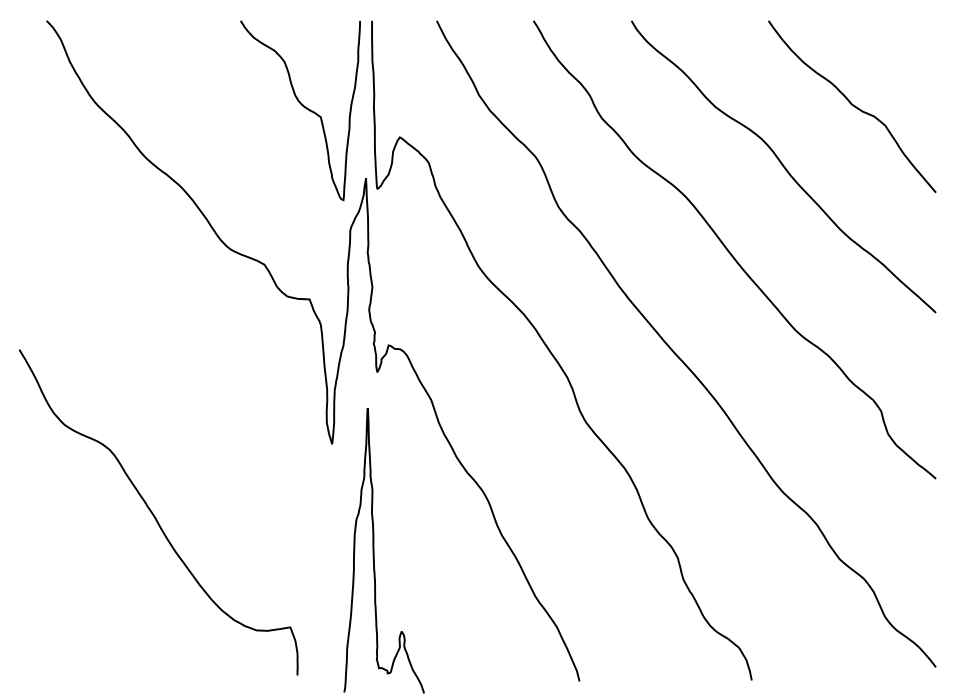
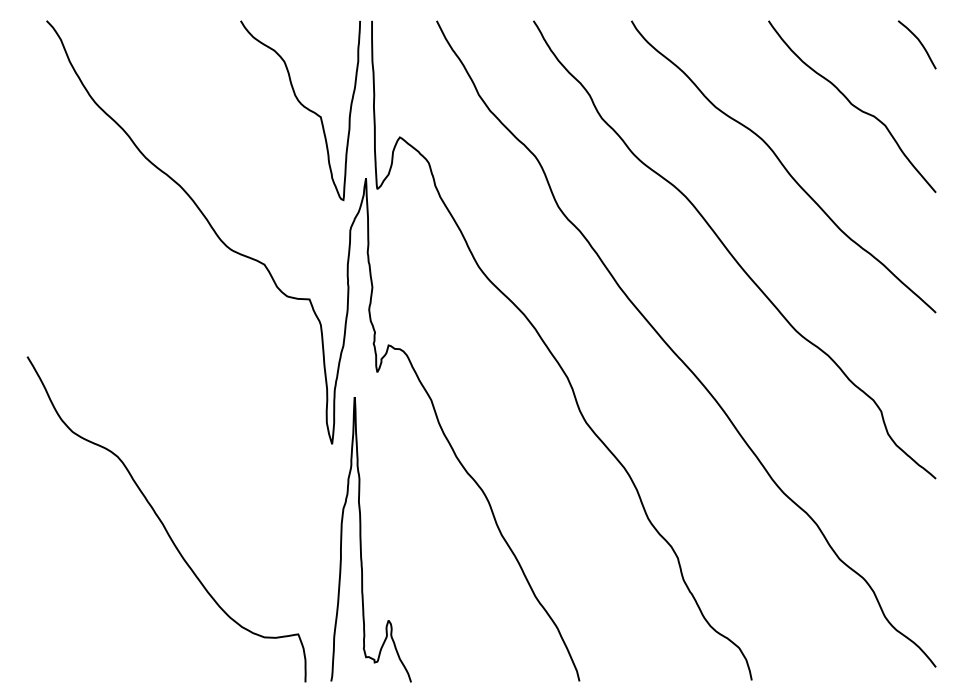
curve: none -> present (918, 41)
curve position: (154, 514) -> (162, 521) (162, 521)
curve position: (374, 550) -> (361, 539) (361, 539)
